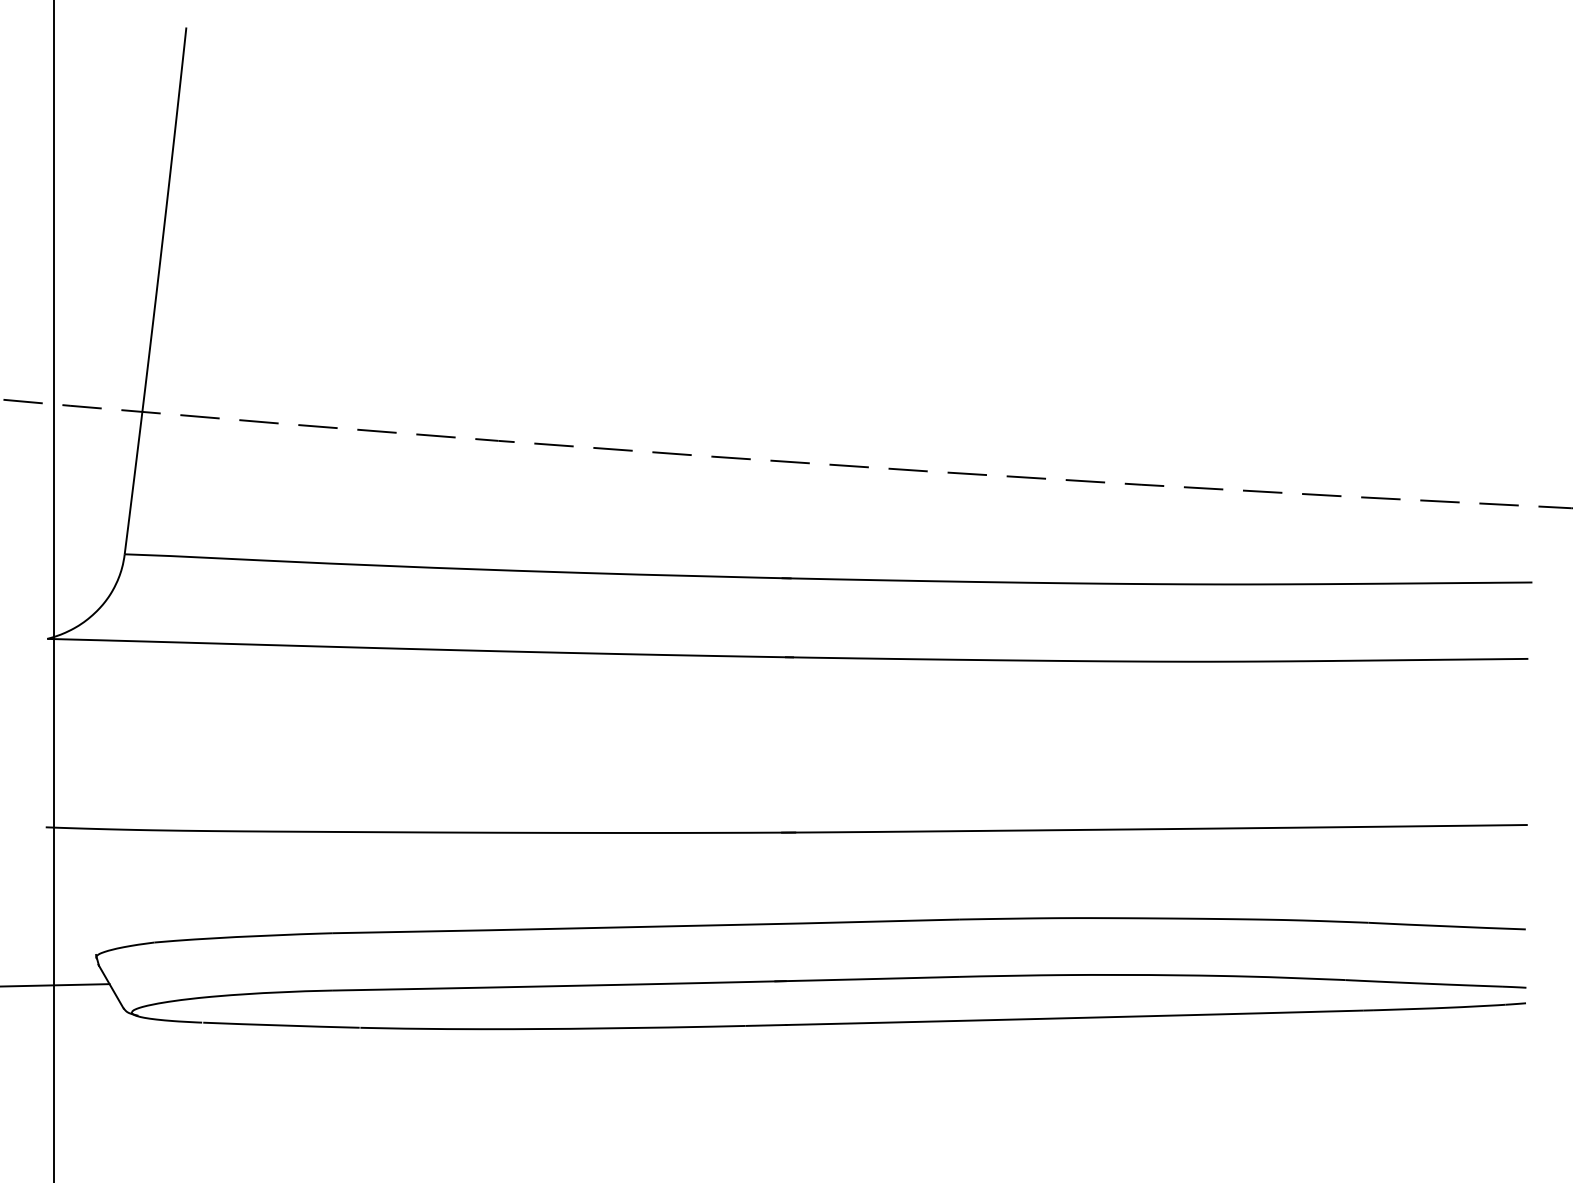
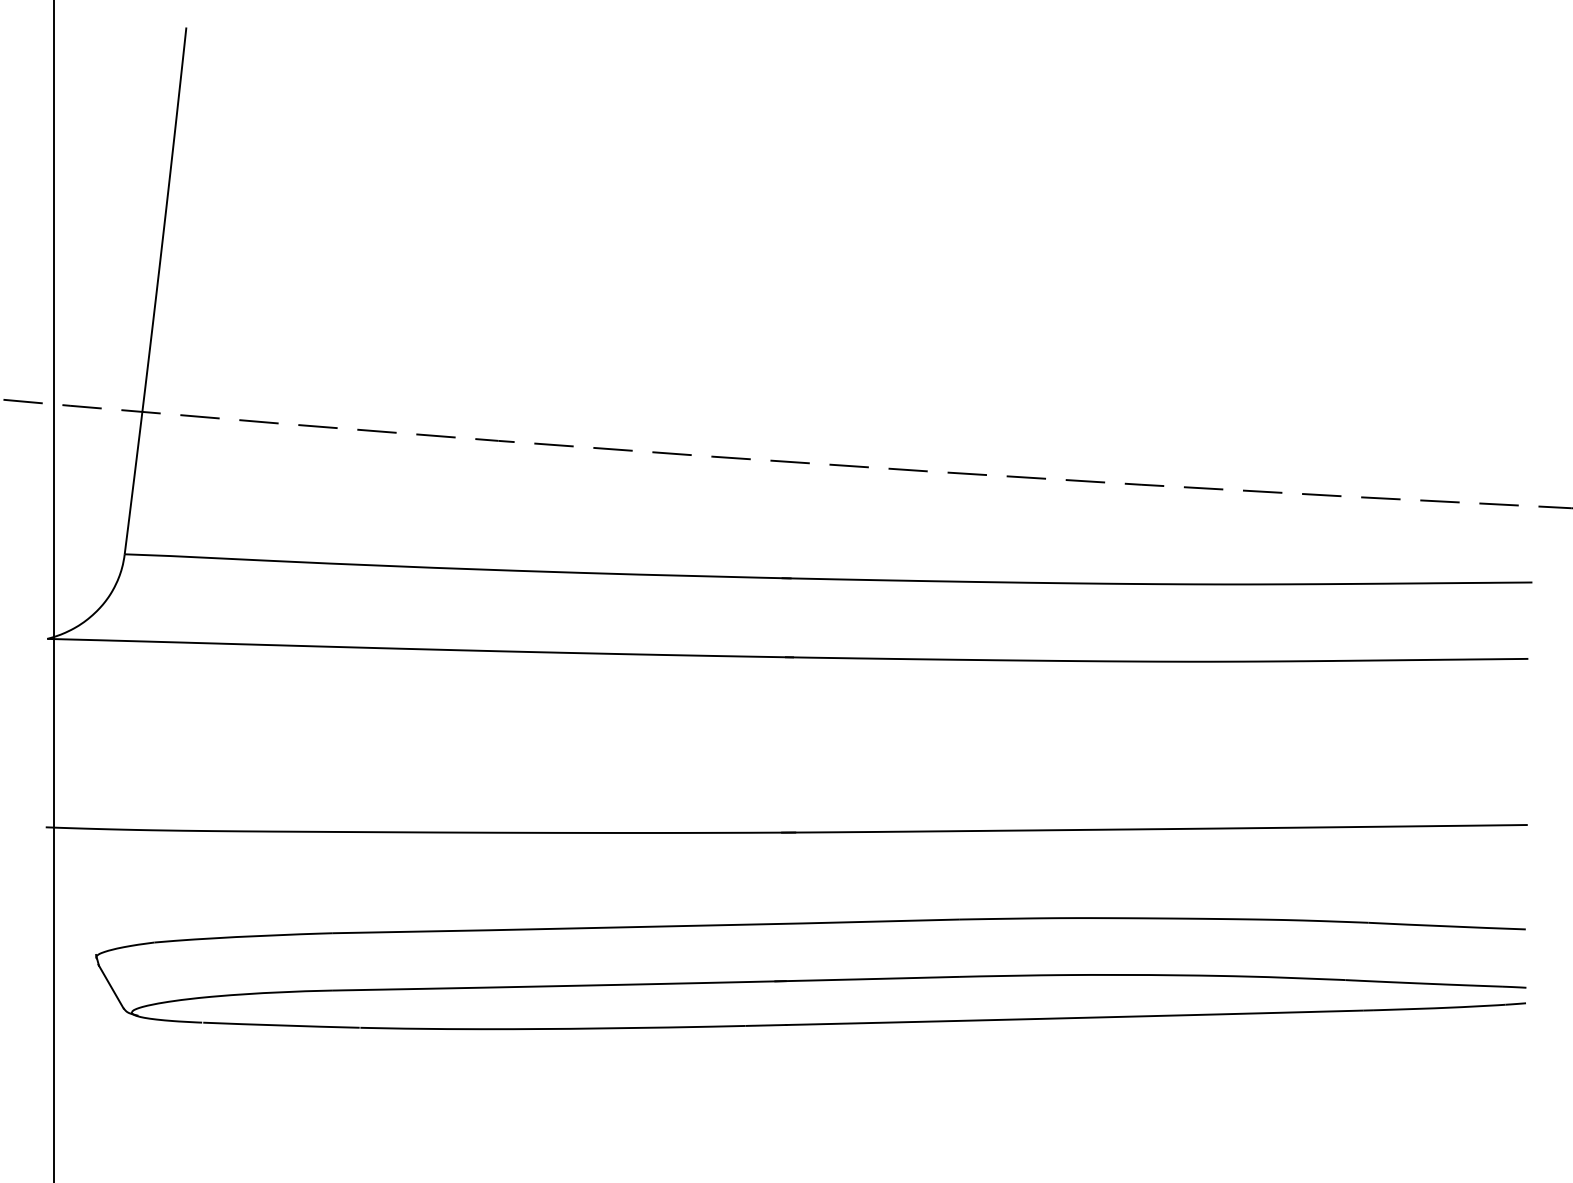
line: present -> none (55, 985)
